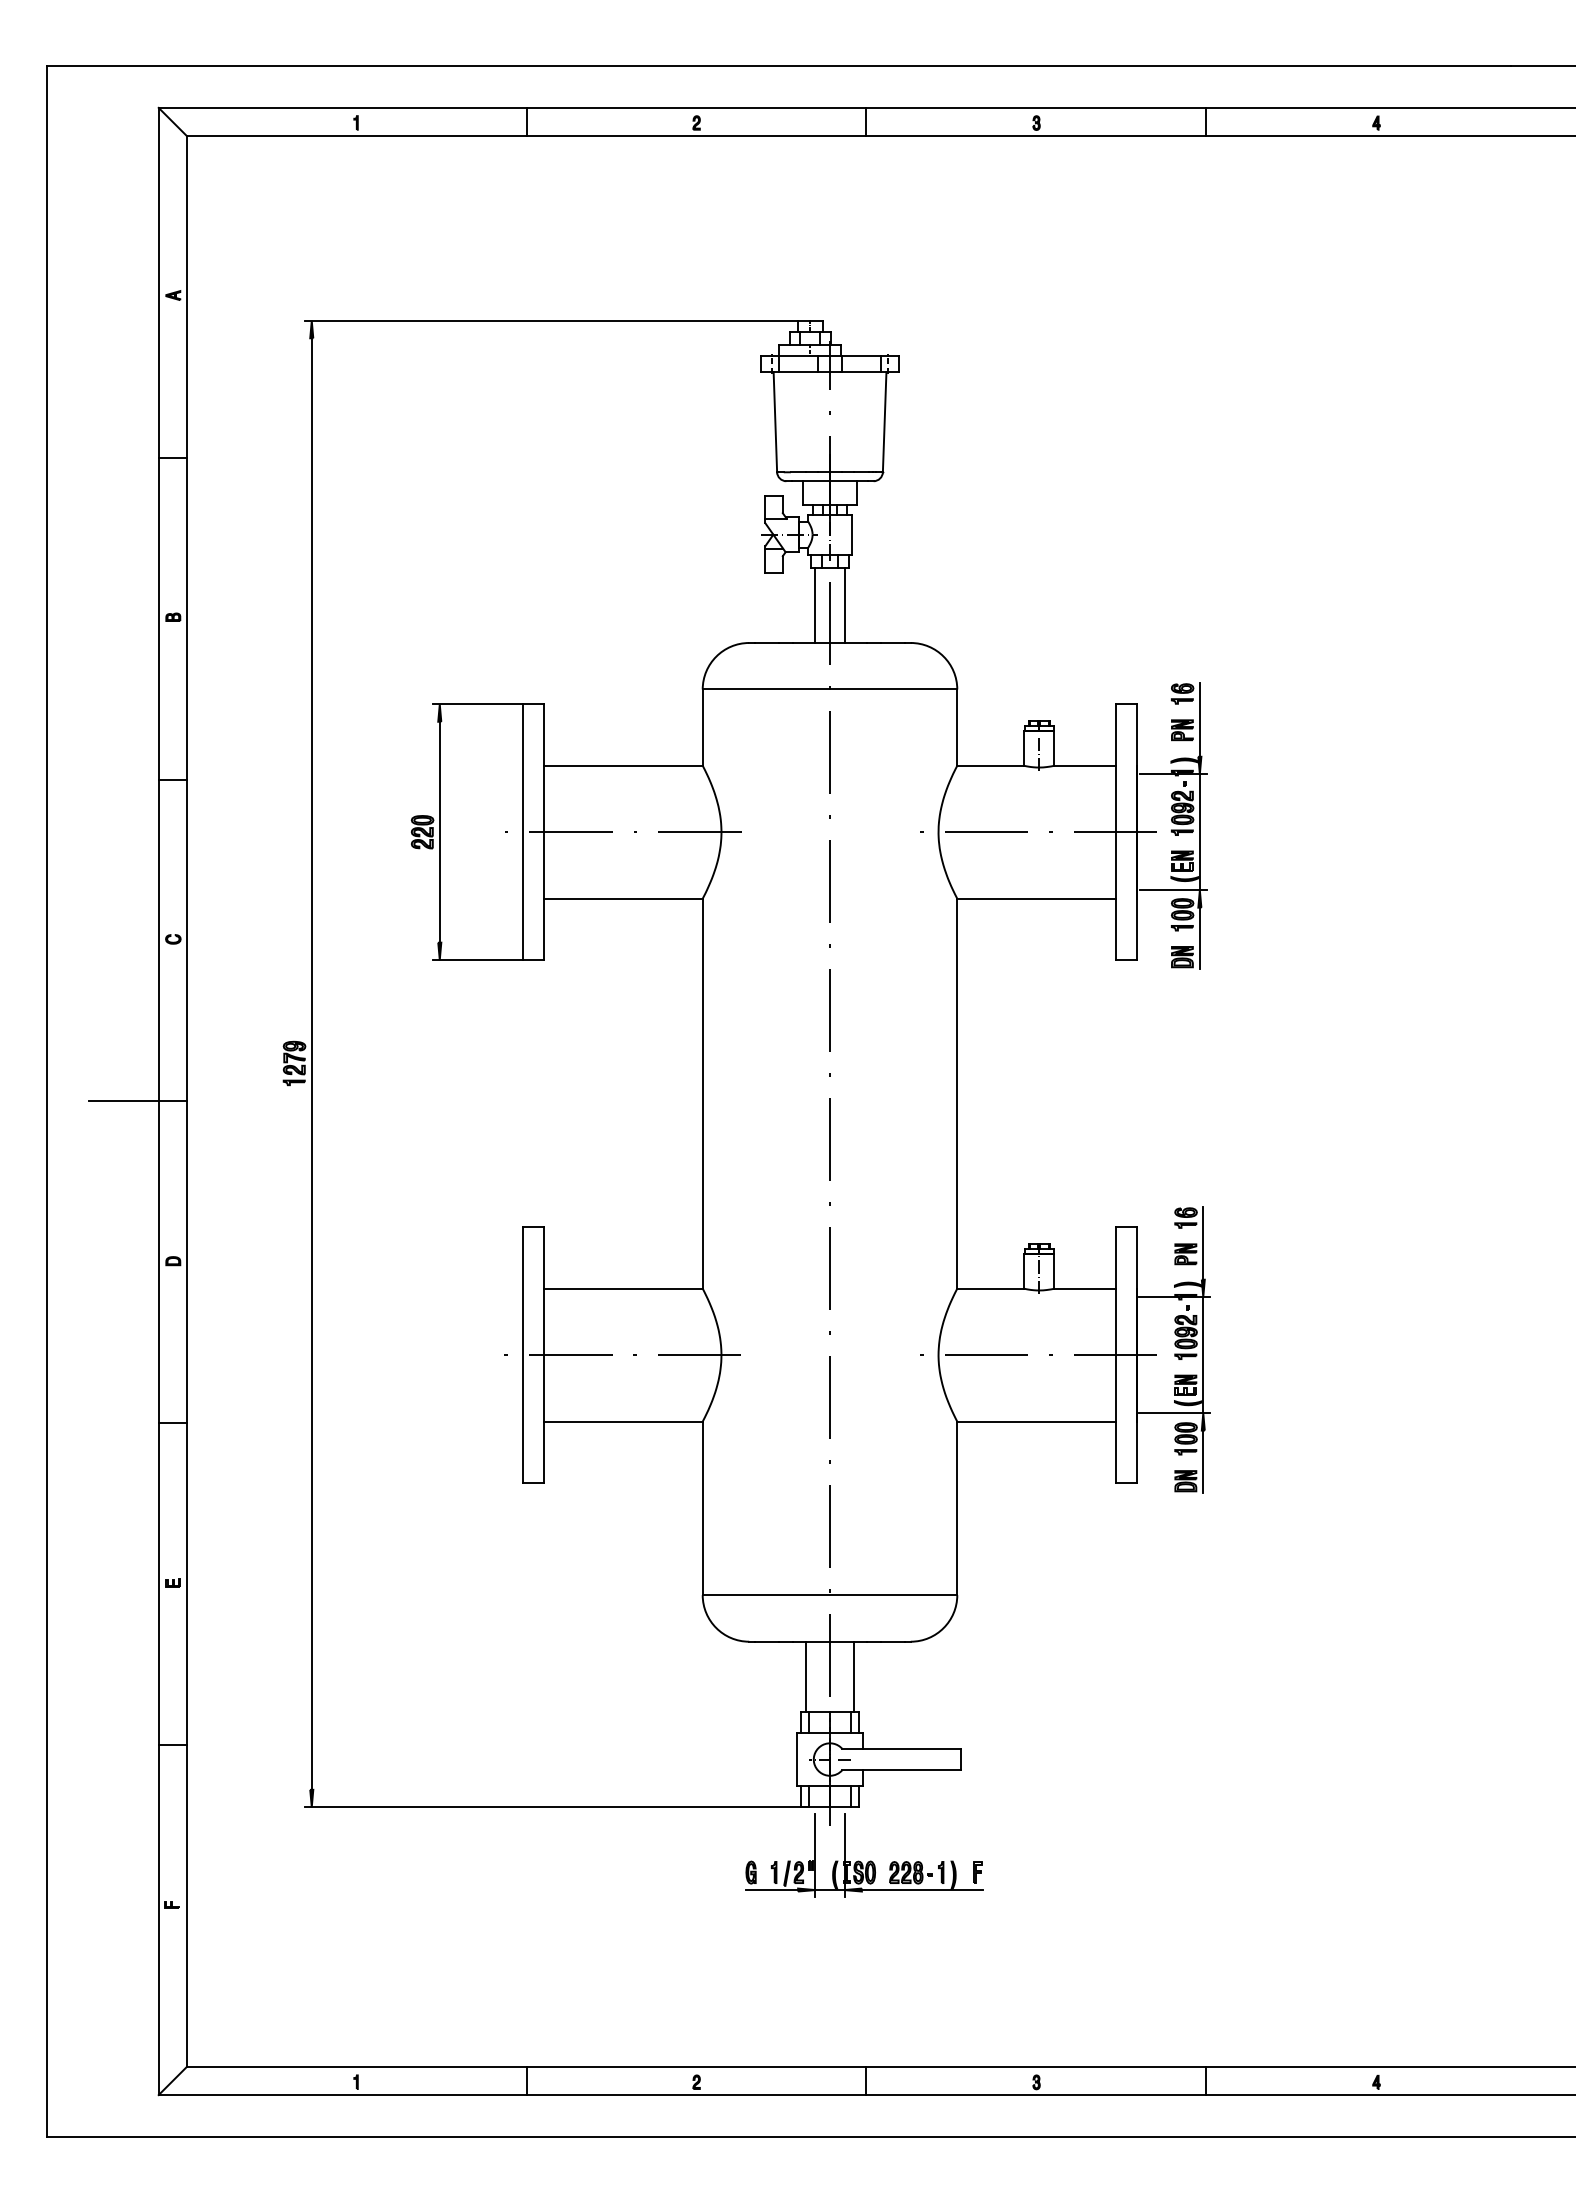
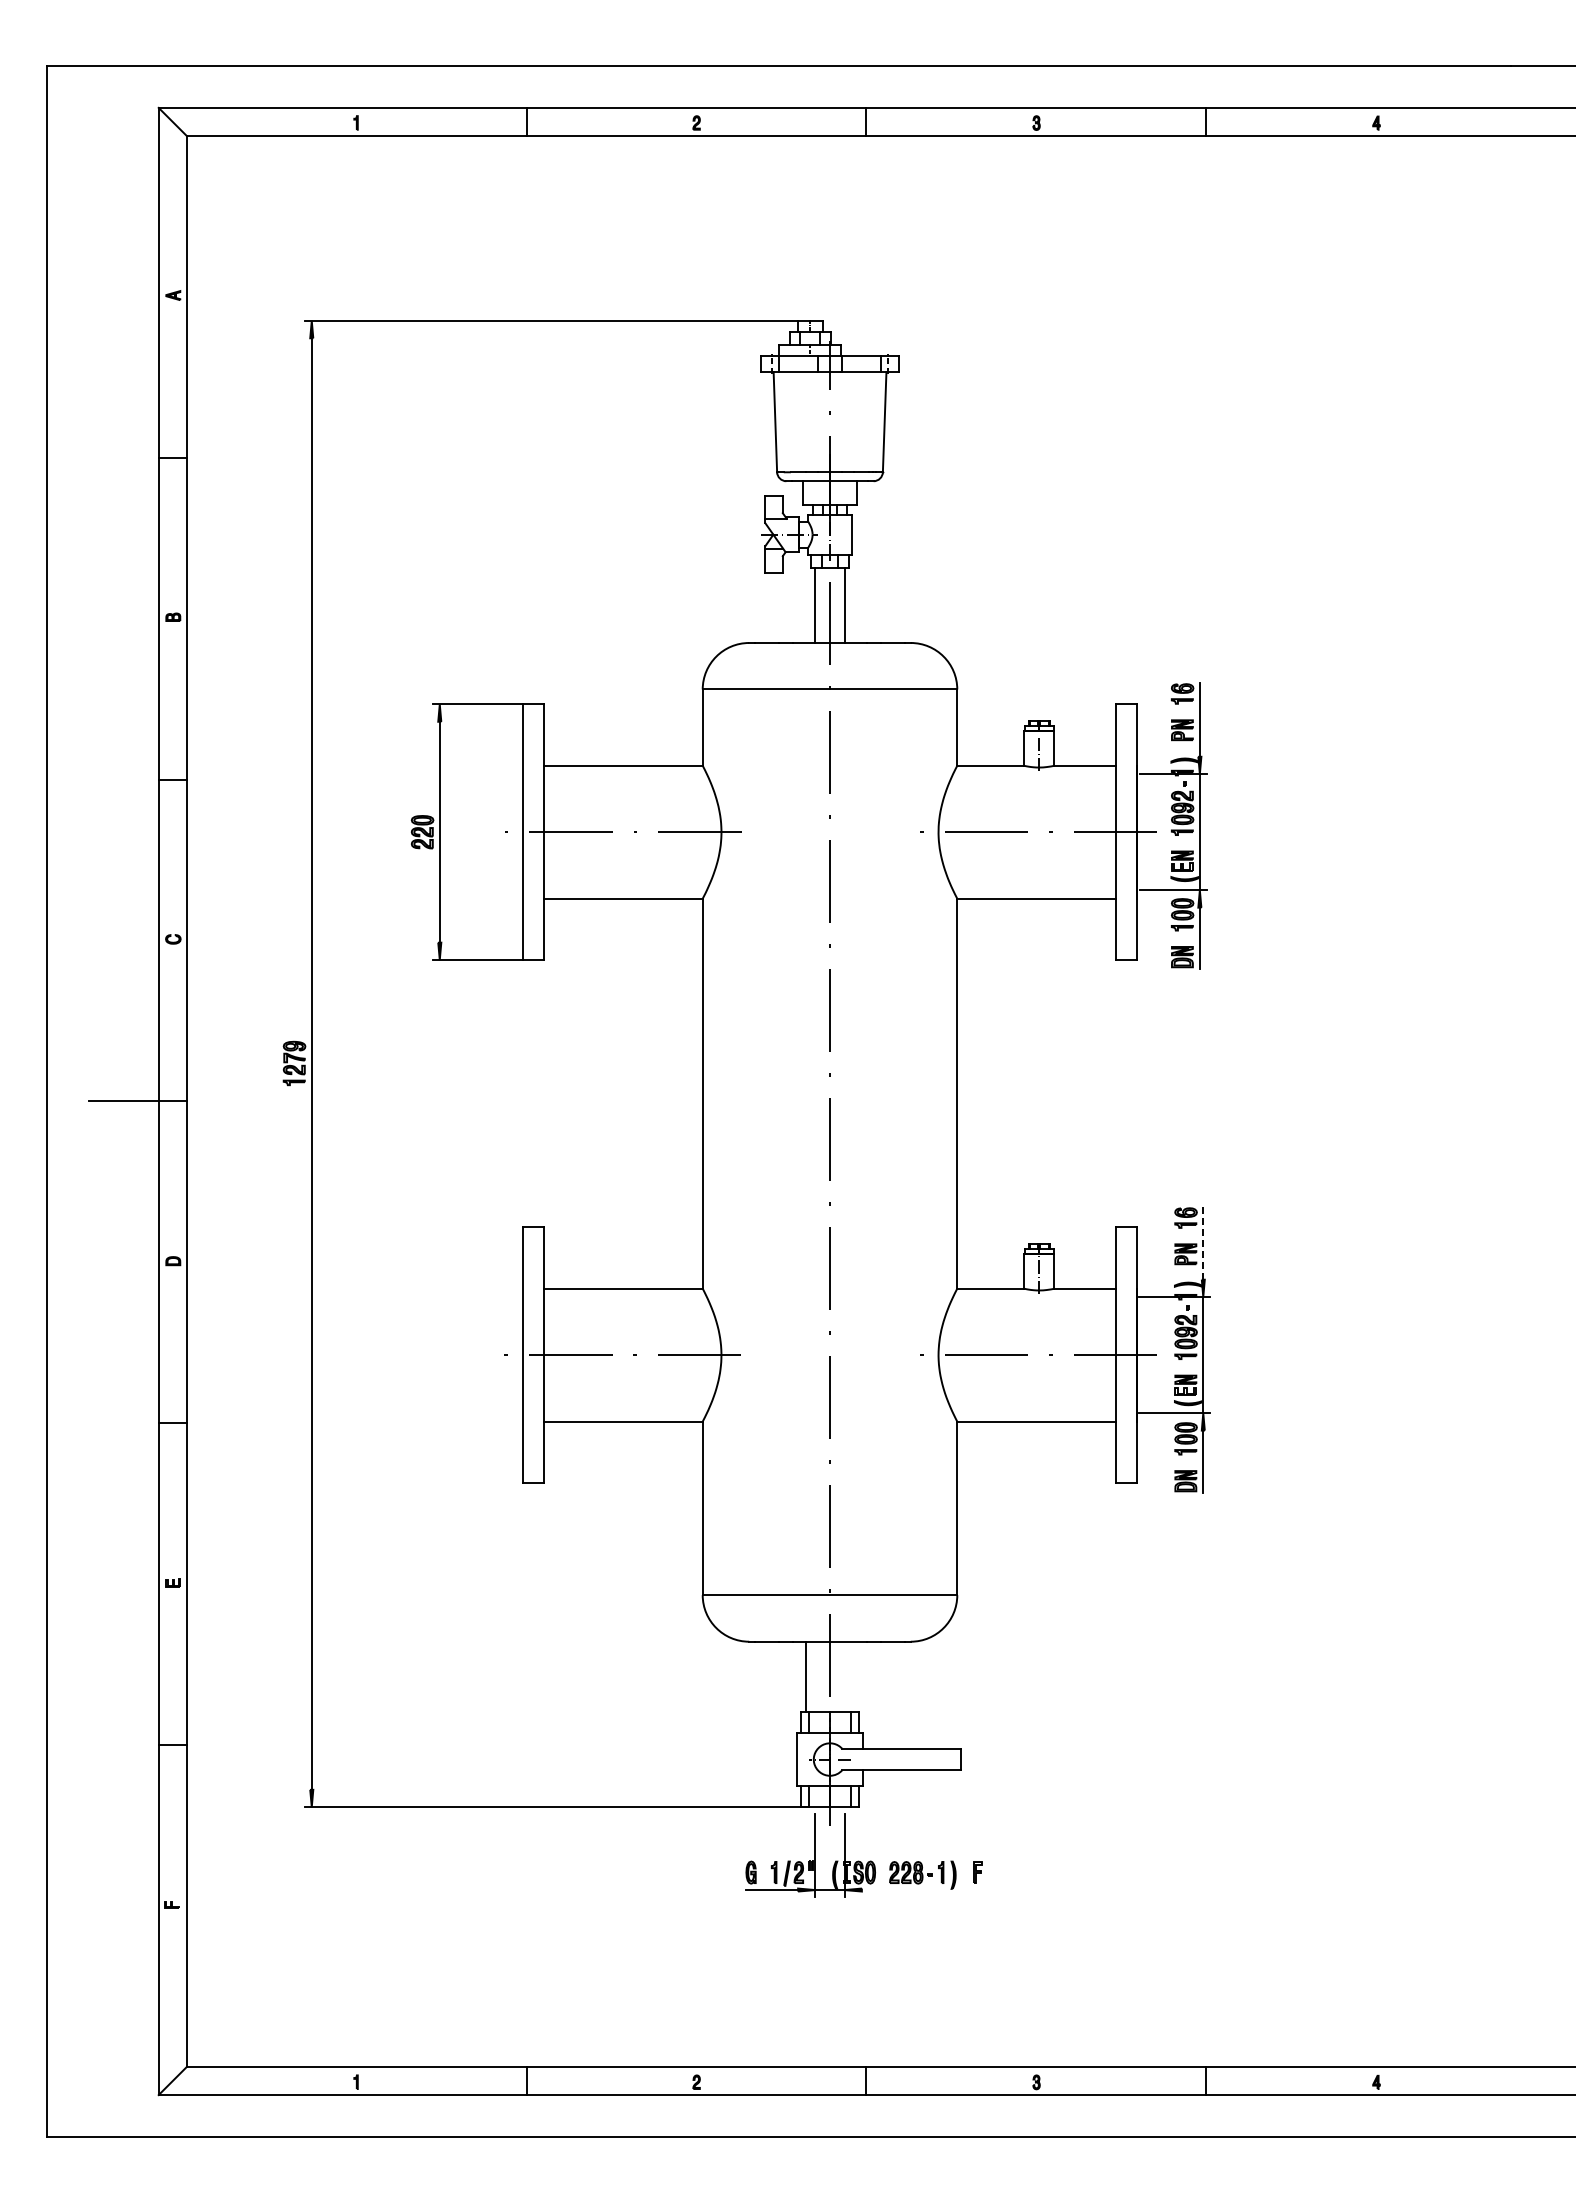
line: solid -> dashed (1203, 1242)
line: present -> none (854, 1676)
line: present -> none (922, 1890)
